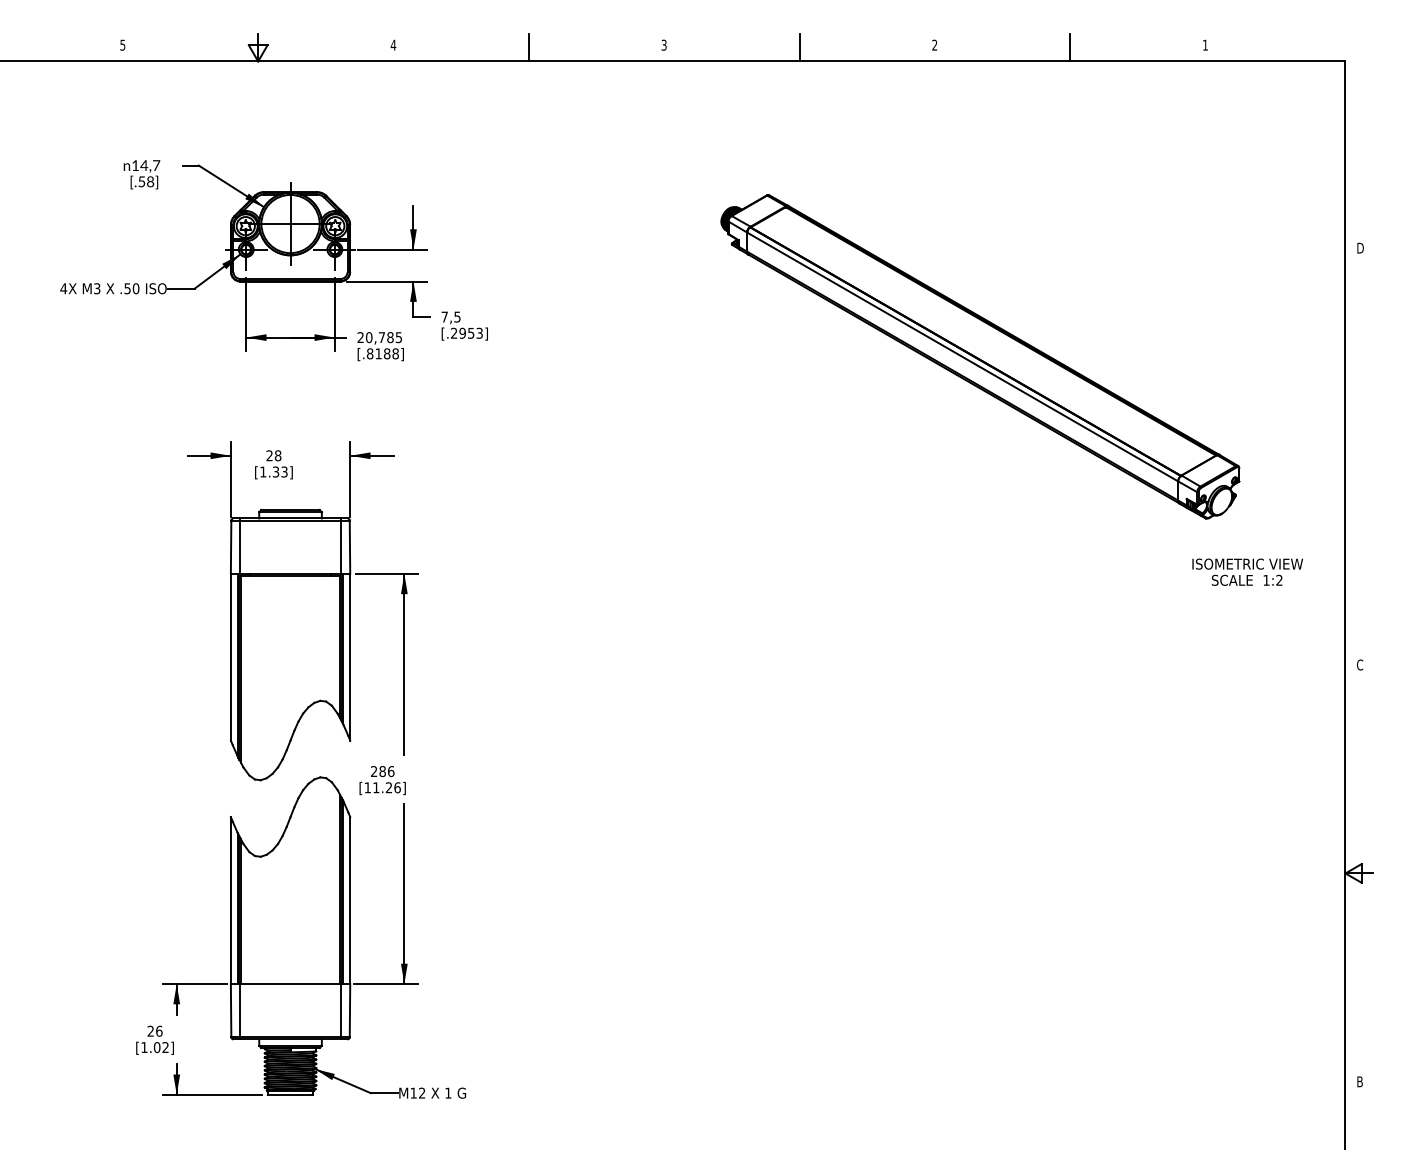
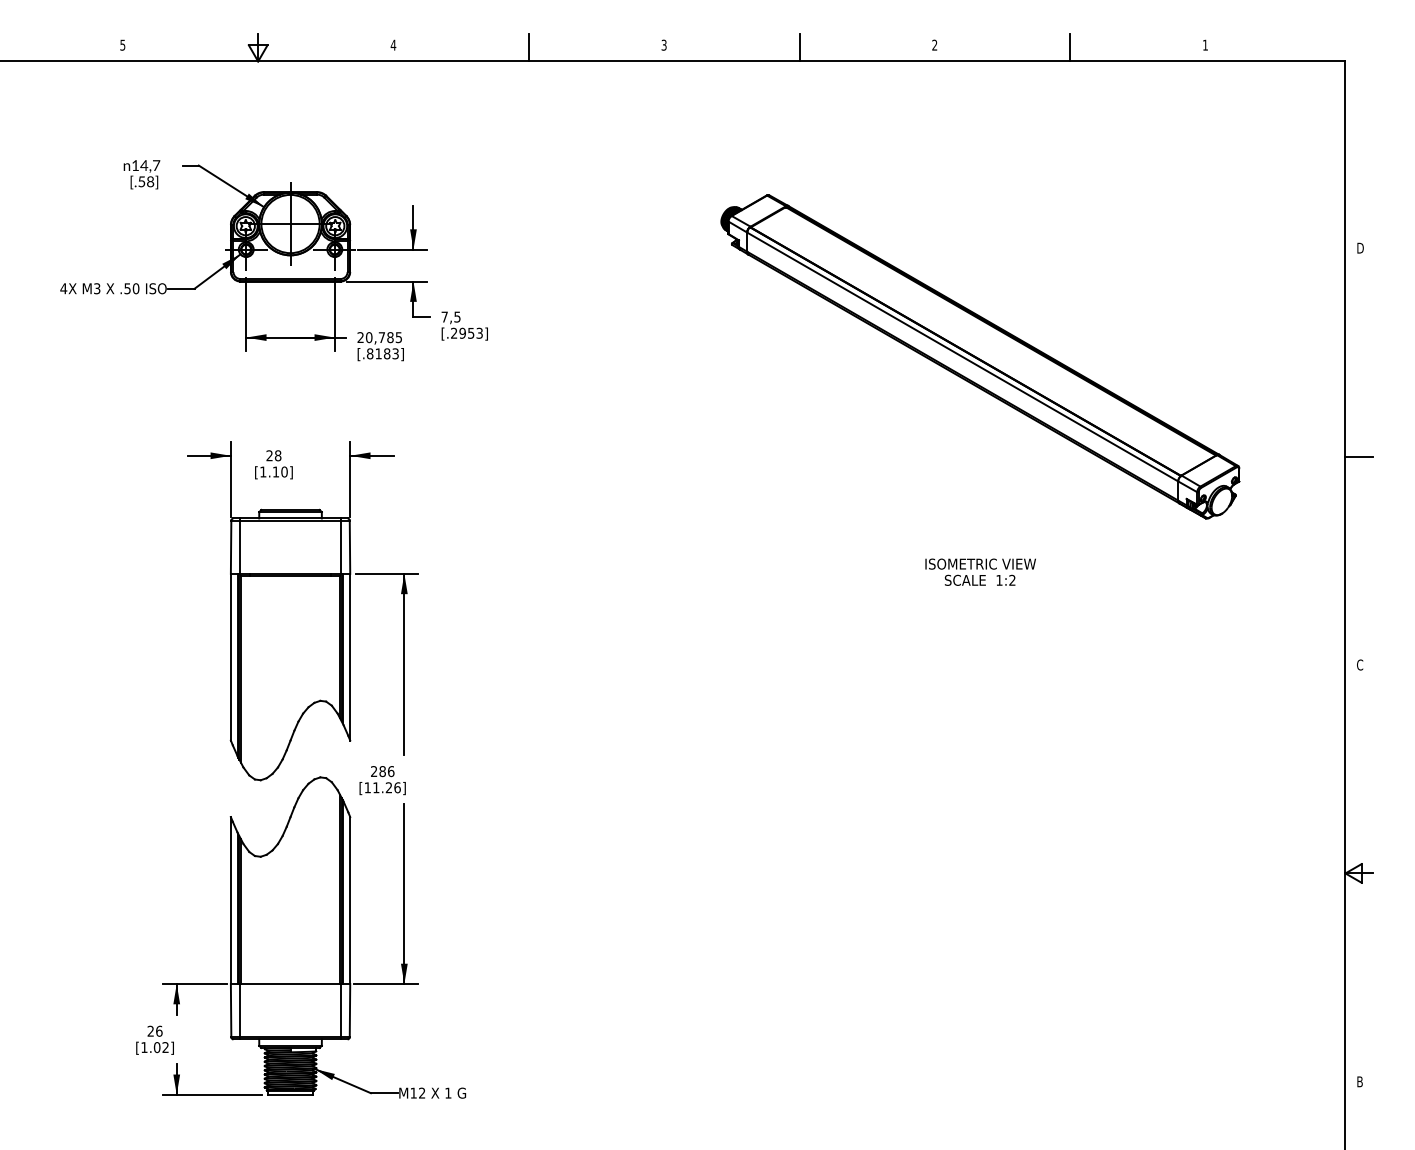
text: [.8188] -> [.8183] (395, 353)
line: none -> present (1358, 456)
text: [1.33] -> [1.10] (279, 471)
text position: (1247, 571) -> (980, 571) (980, 571)
